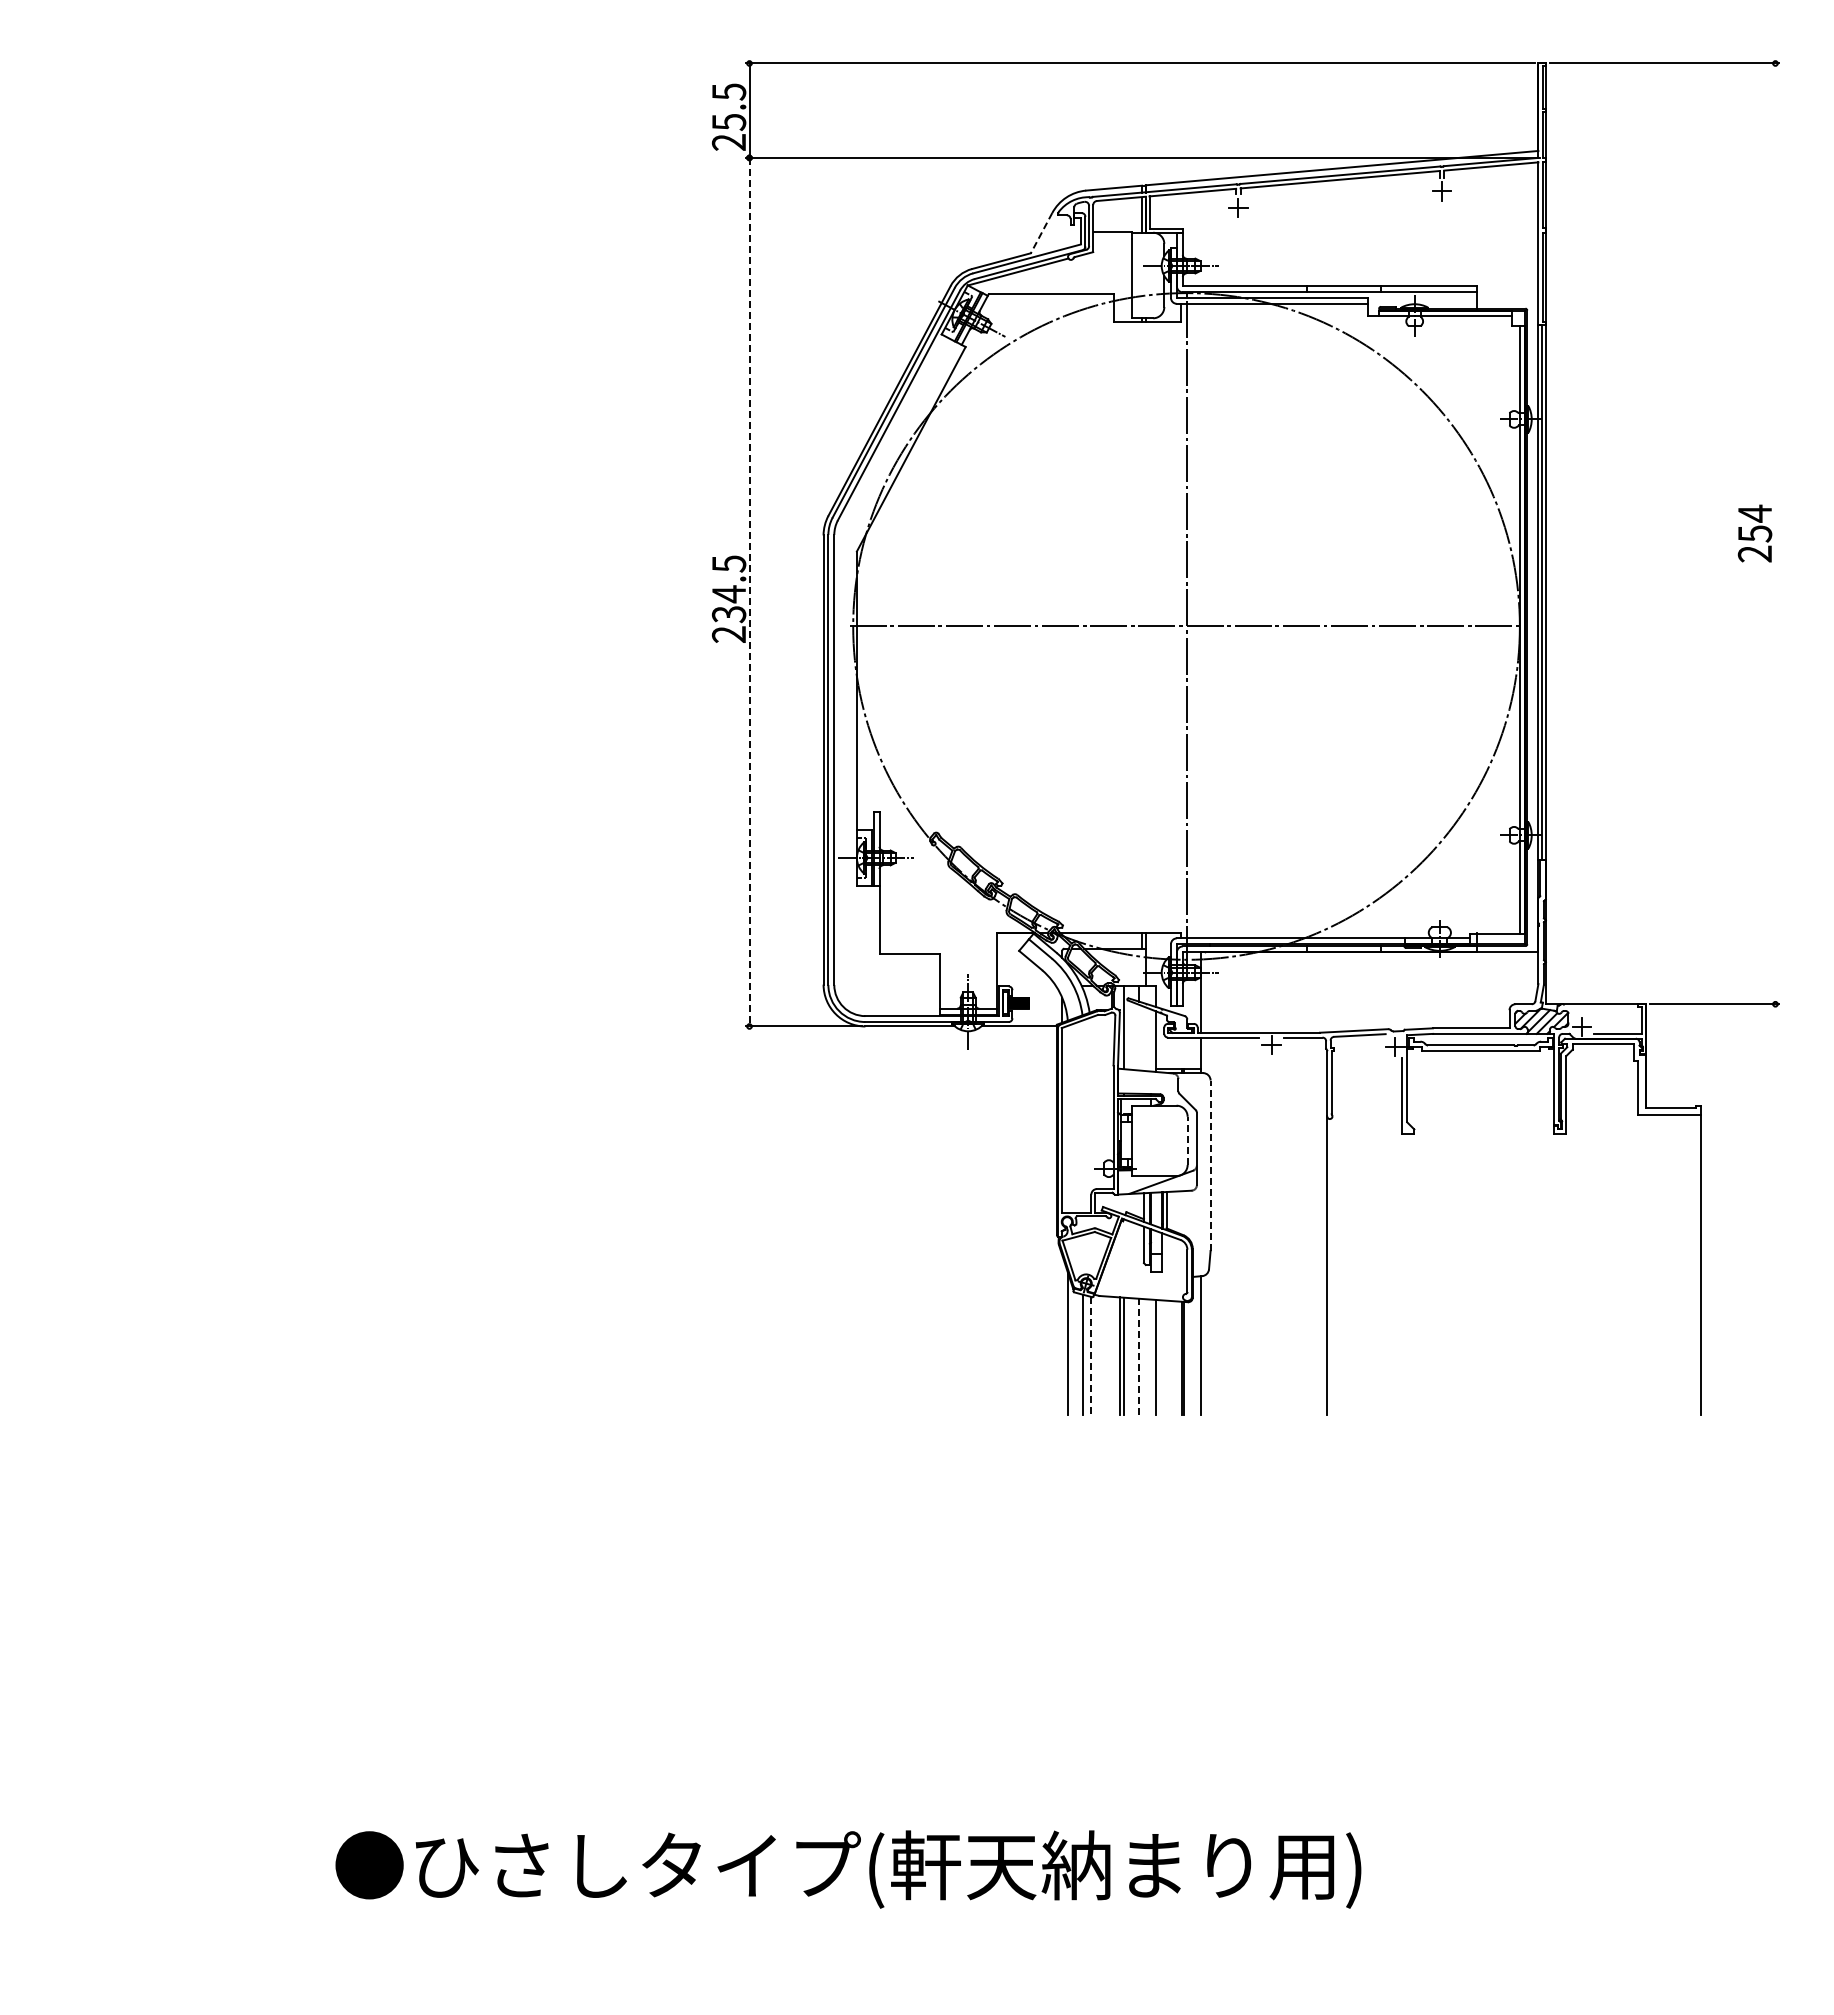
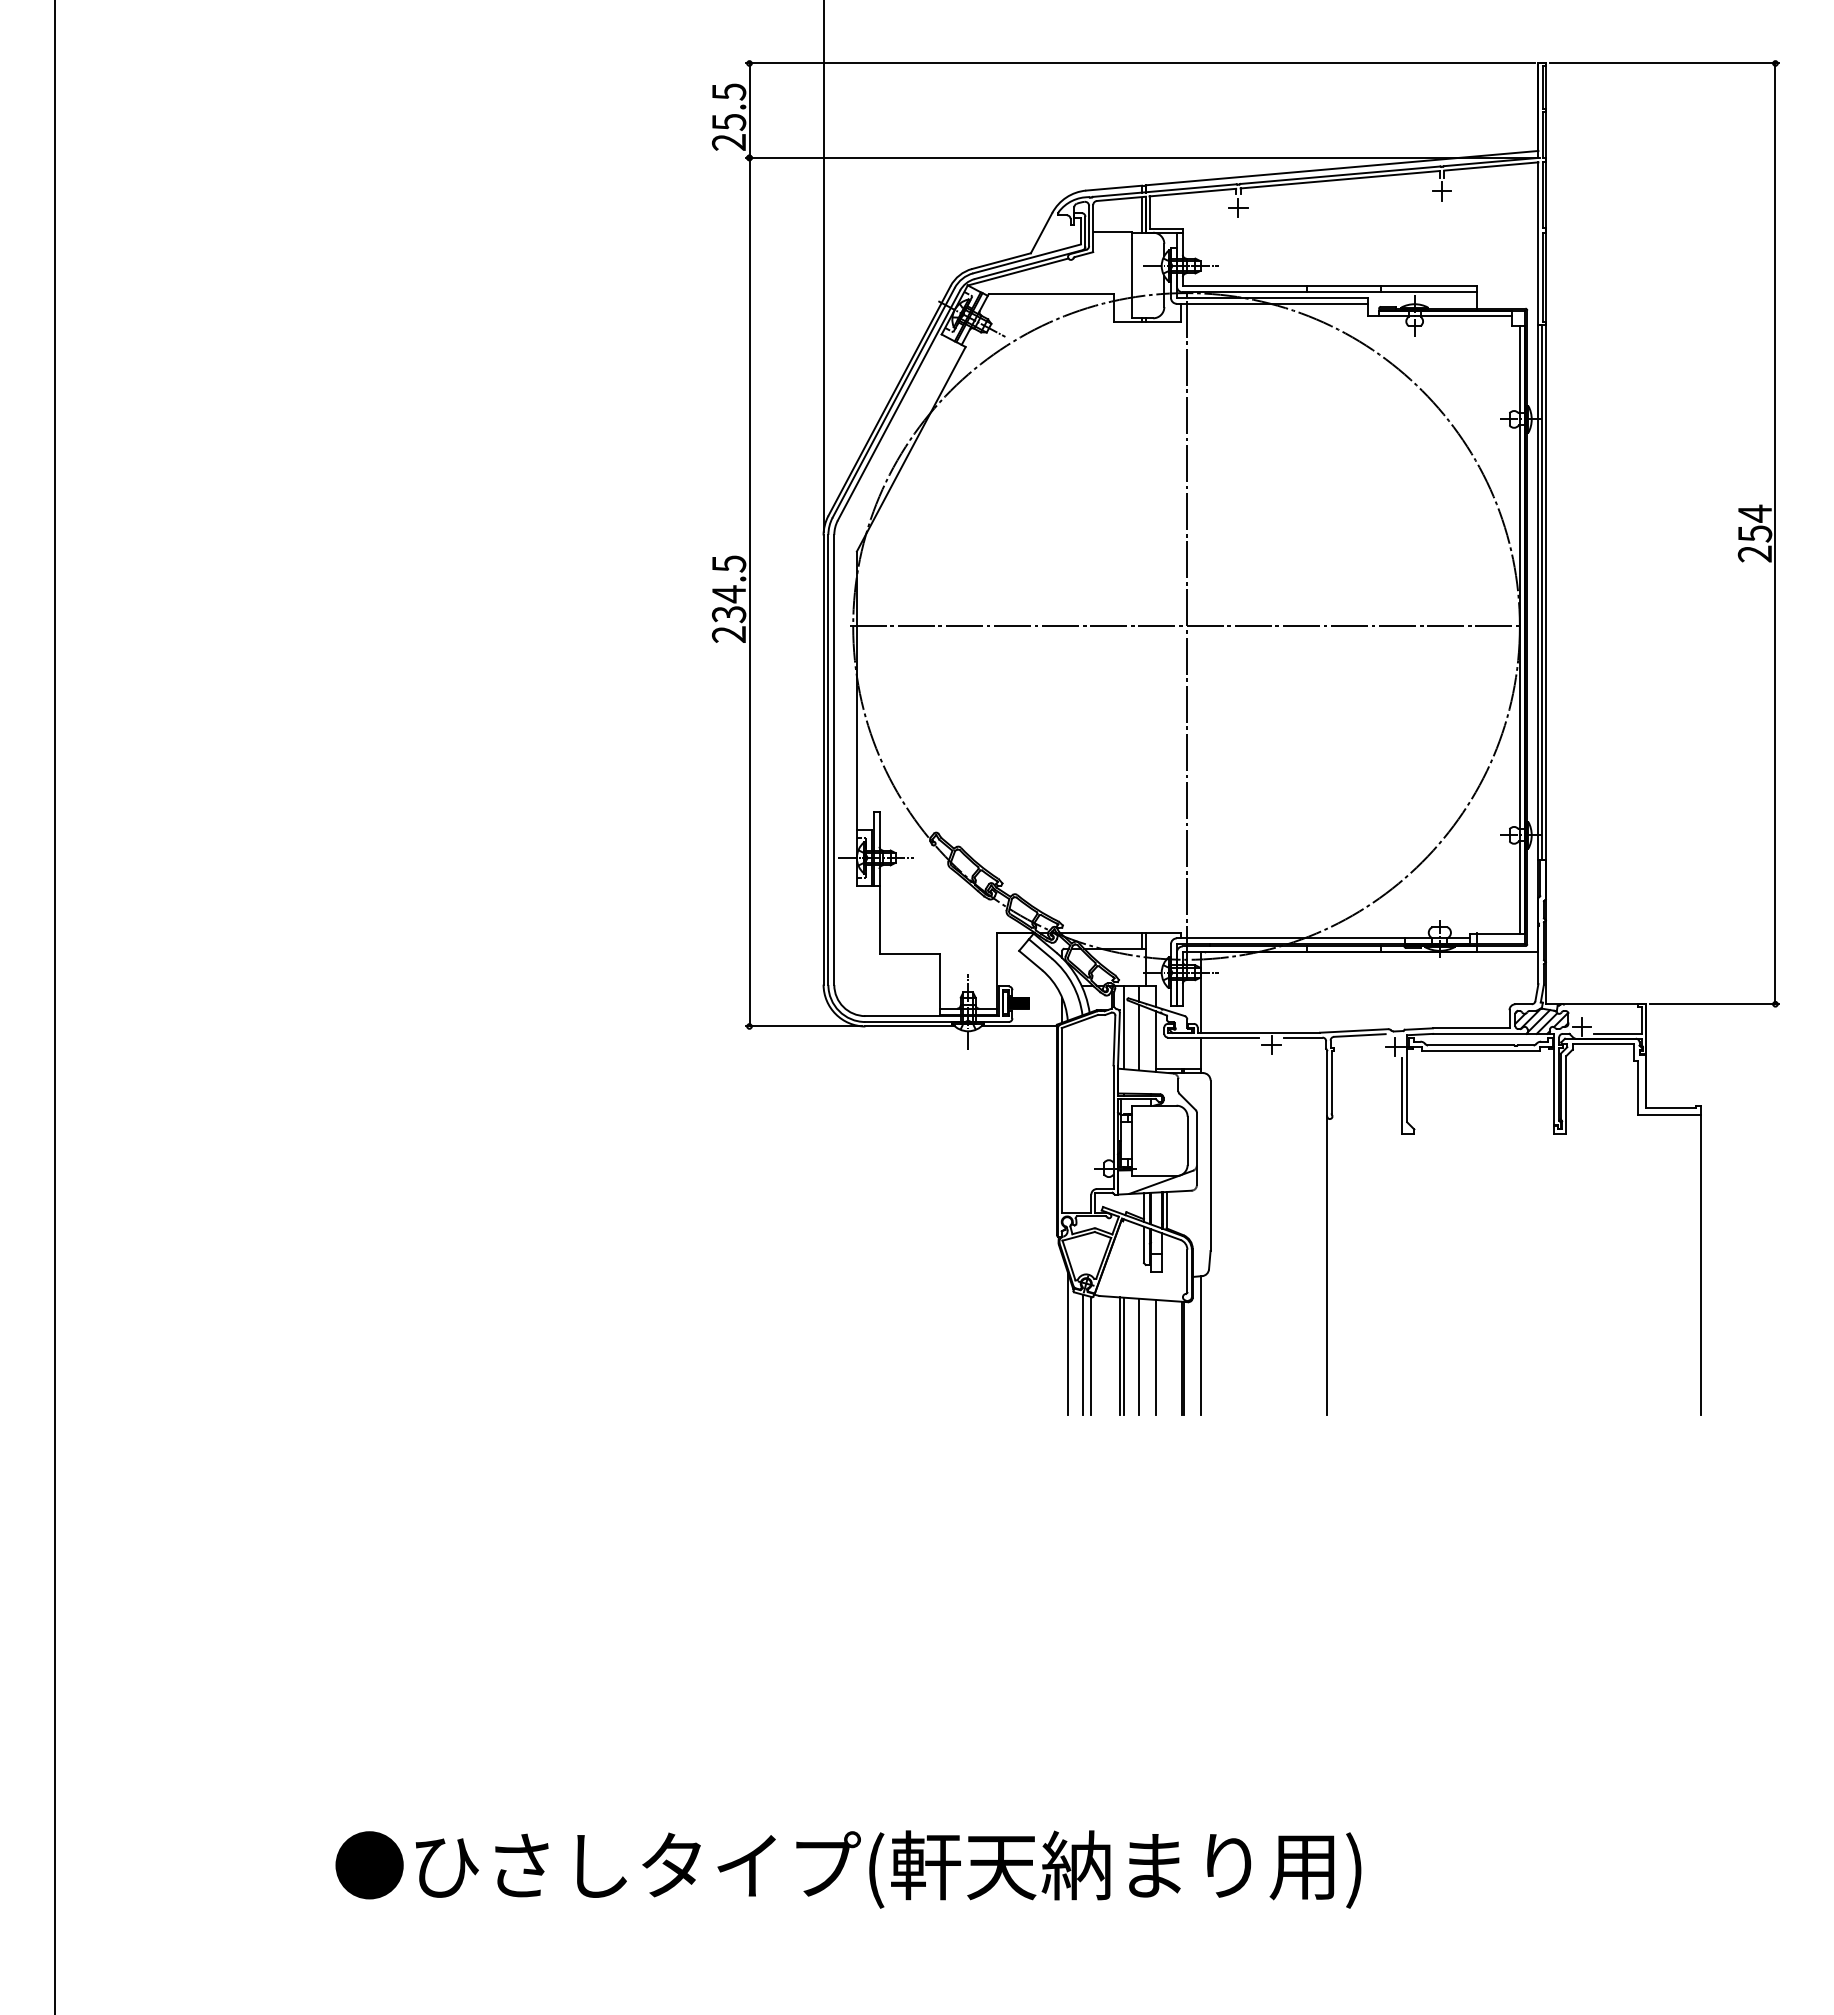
line: dashed -> solid (1041, 233)
line: none -> present (823, 266)
line: none -> present (1775, 533)
line: dashed -> solid (749, 592)
line: none -> present (54, 1006)
line: none -> present (1139, 1037)
line: dashed -> solid (1187, 1140)
line: dashed -> solid (1210, 1165)
line: dashed -> solid (1090, 1356)
line: dashed -> solid (1139, 1356)
